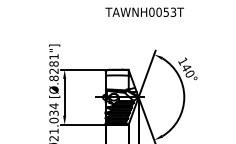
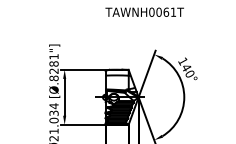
text: TAWNH0053T -> TAWNH0061T (169, 11)
